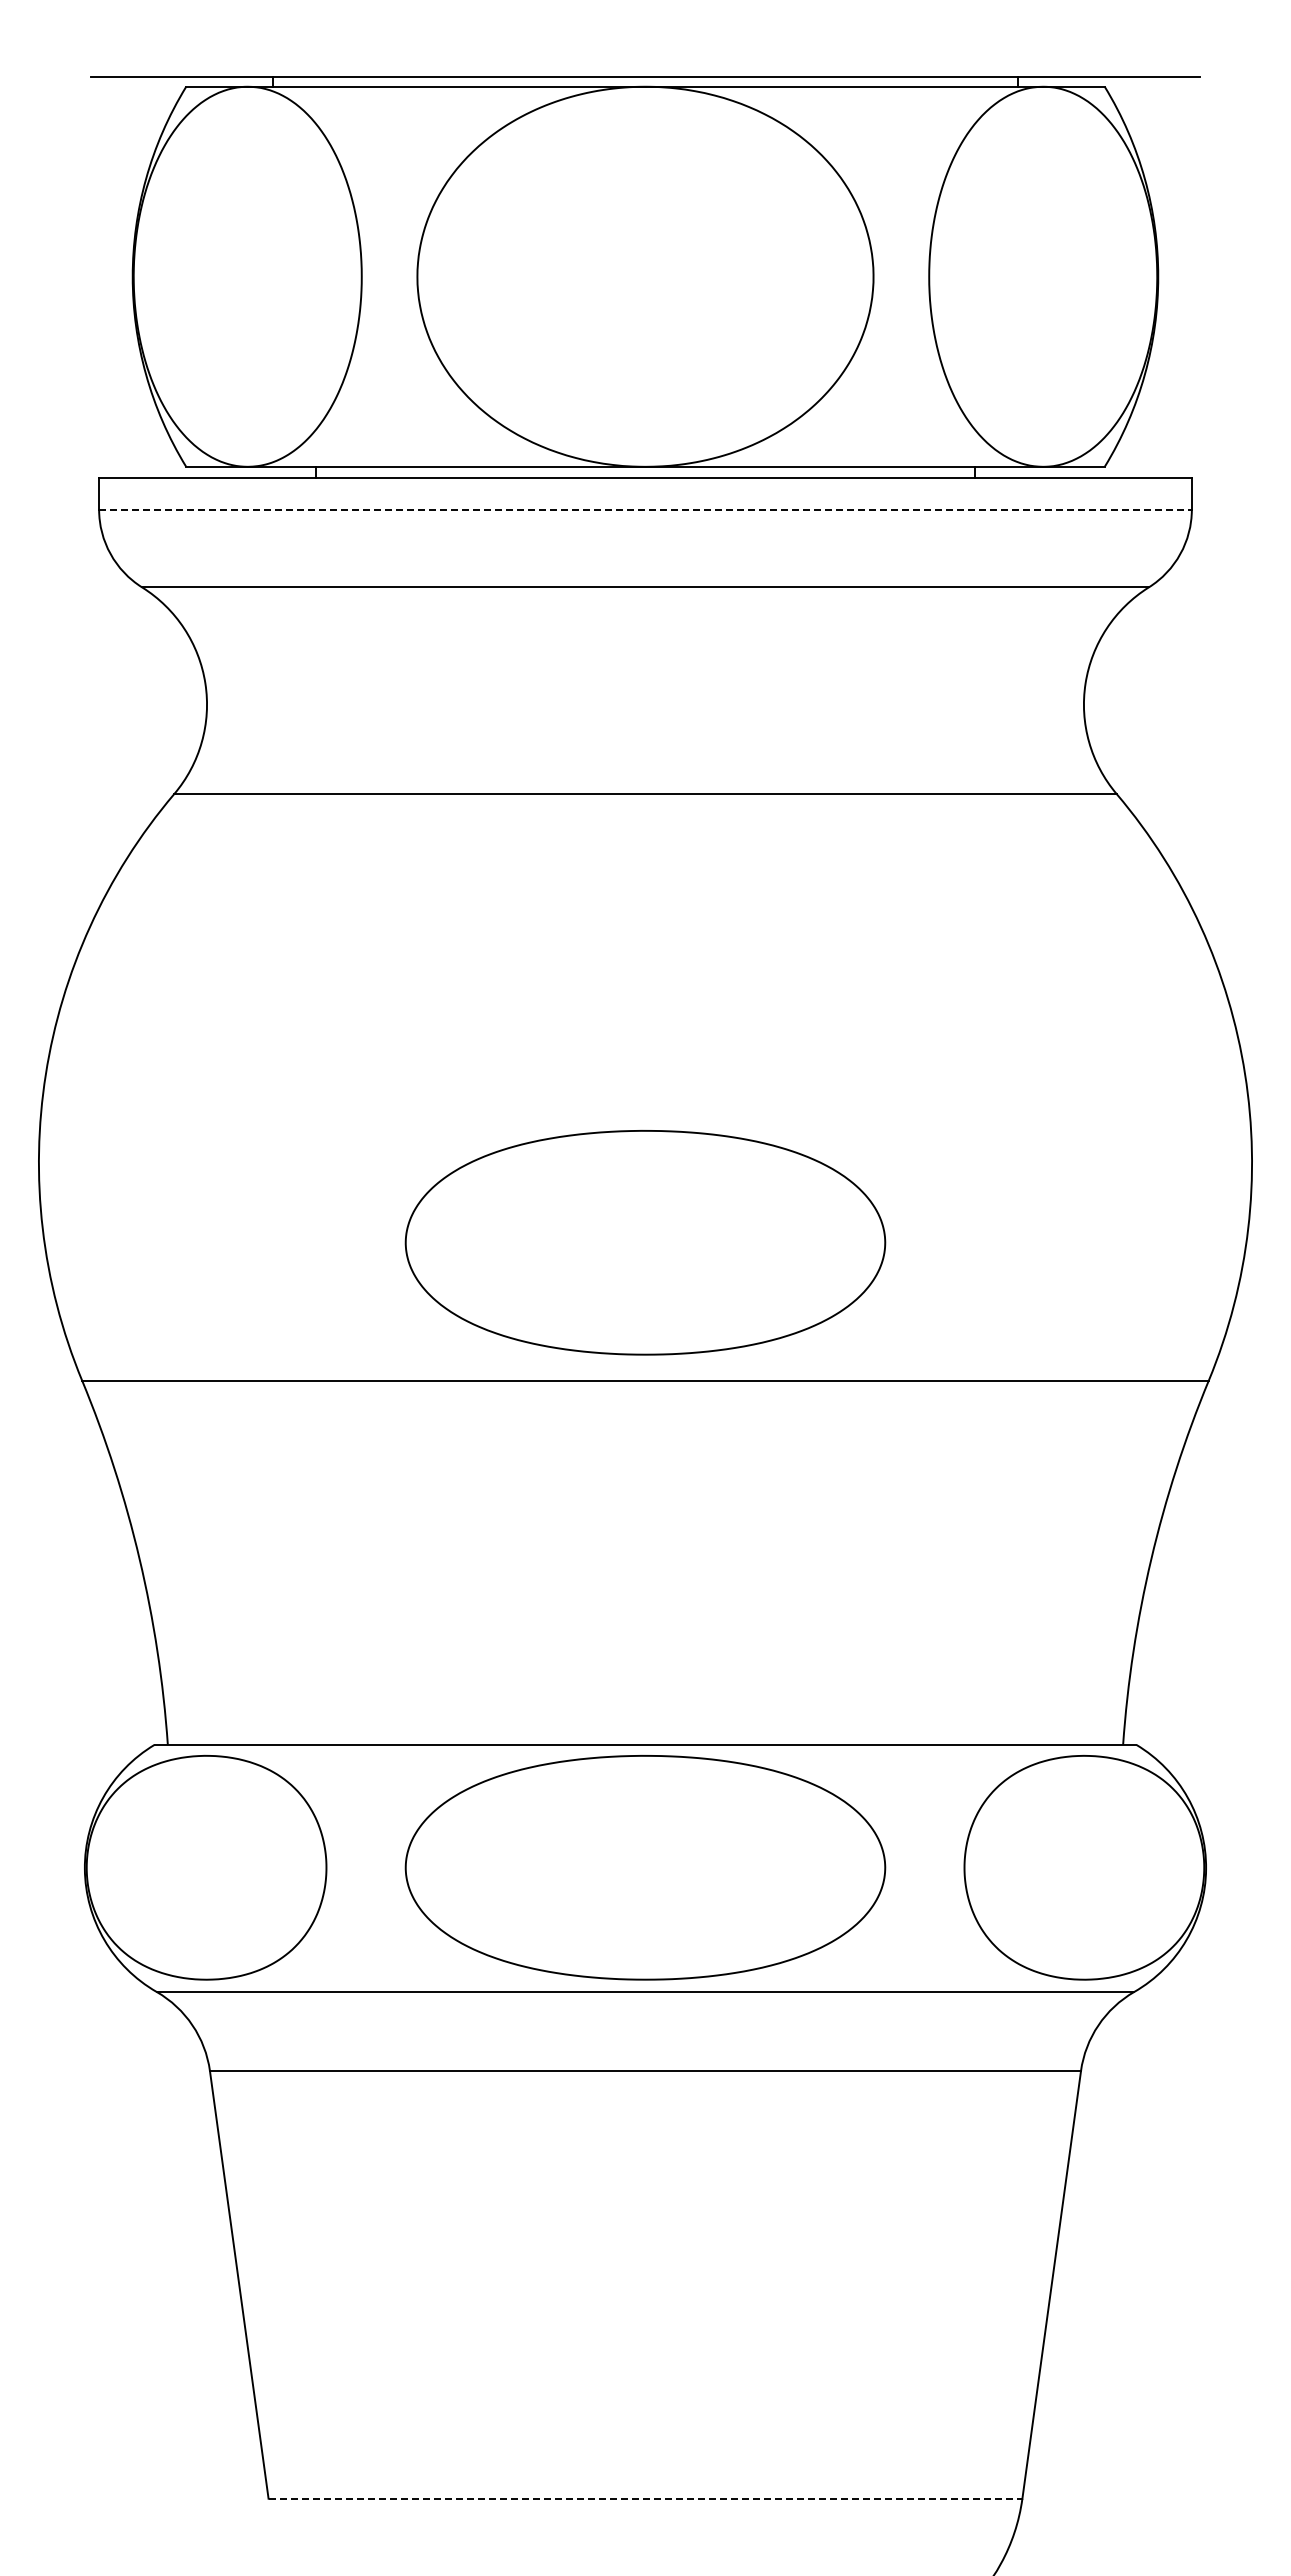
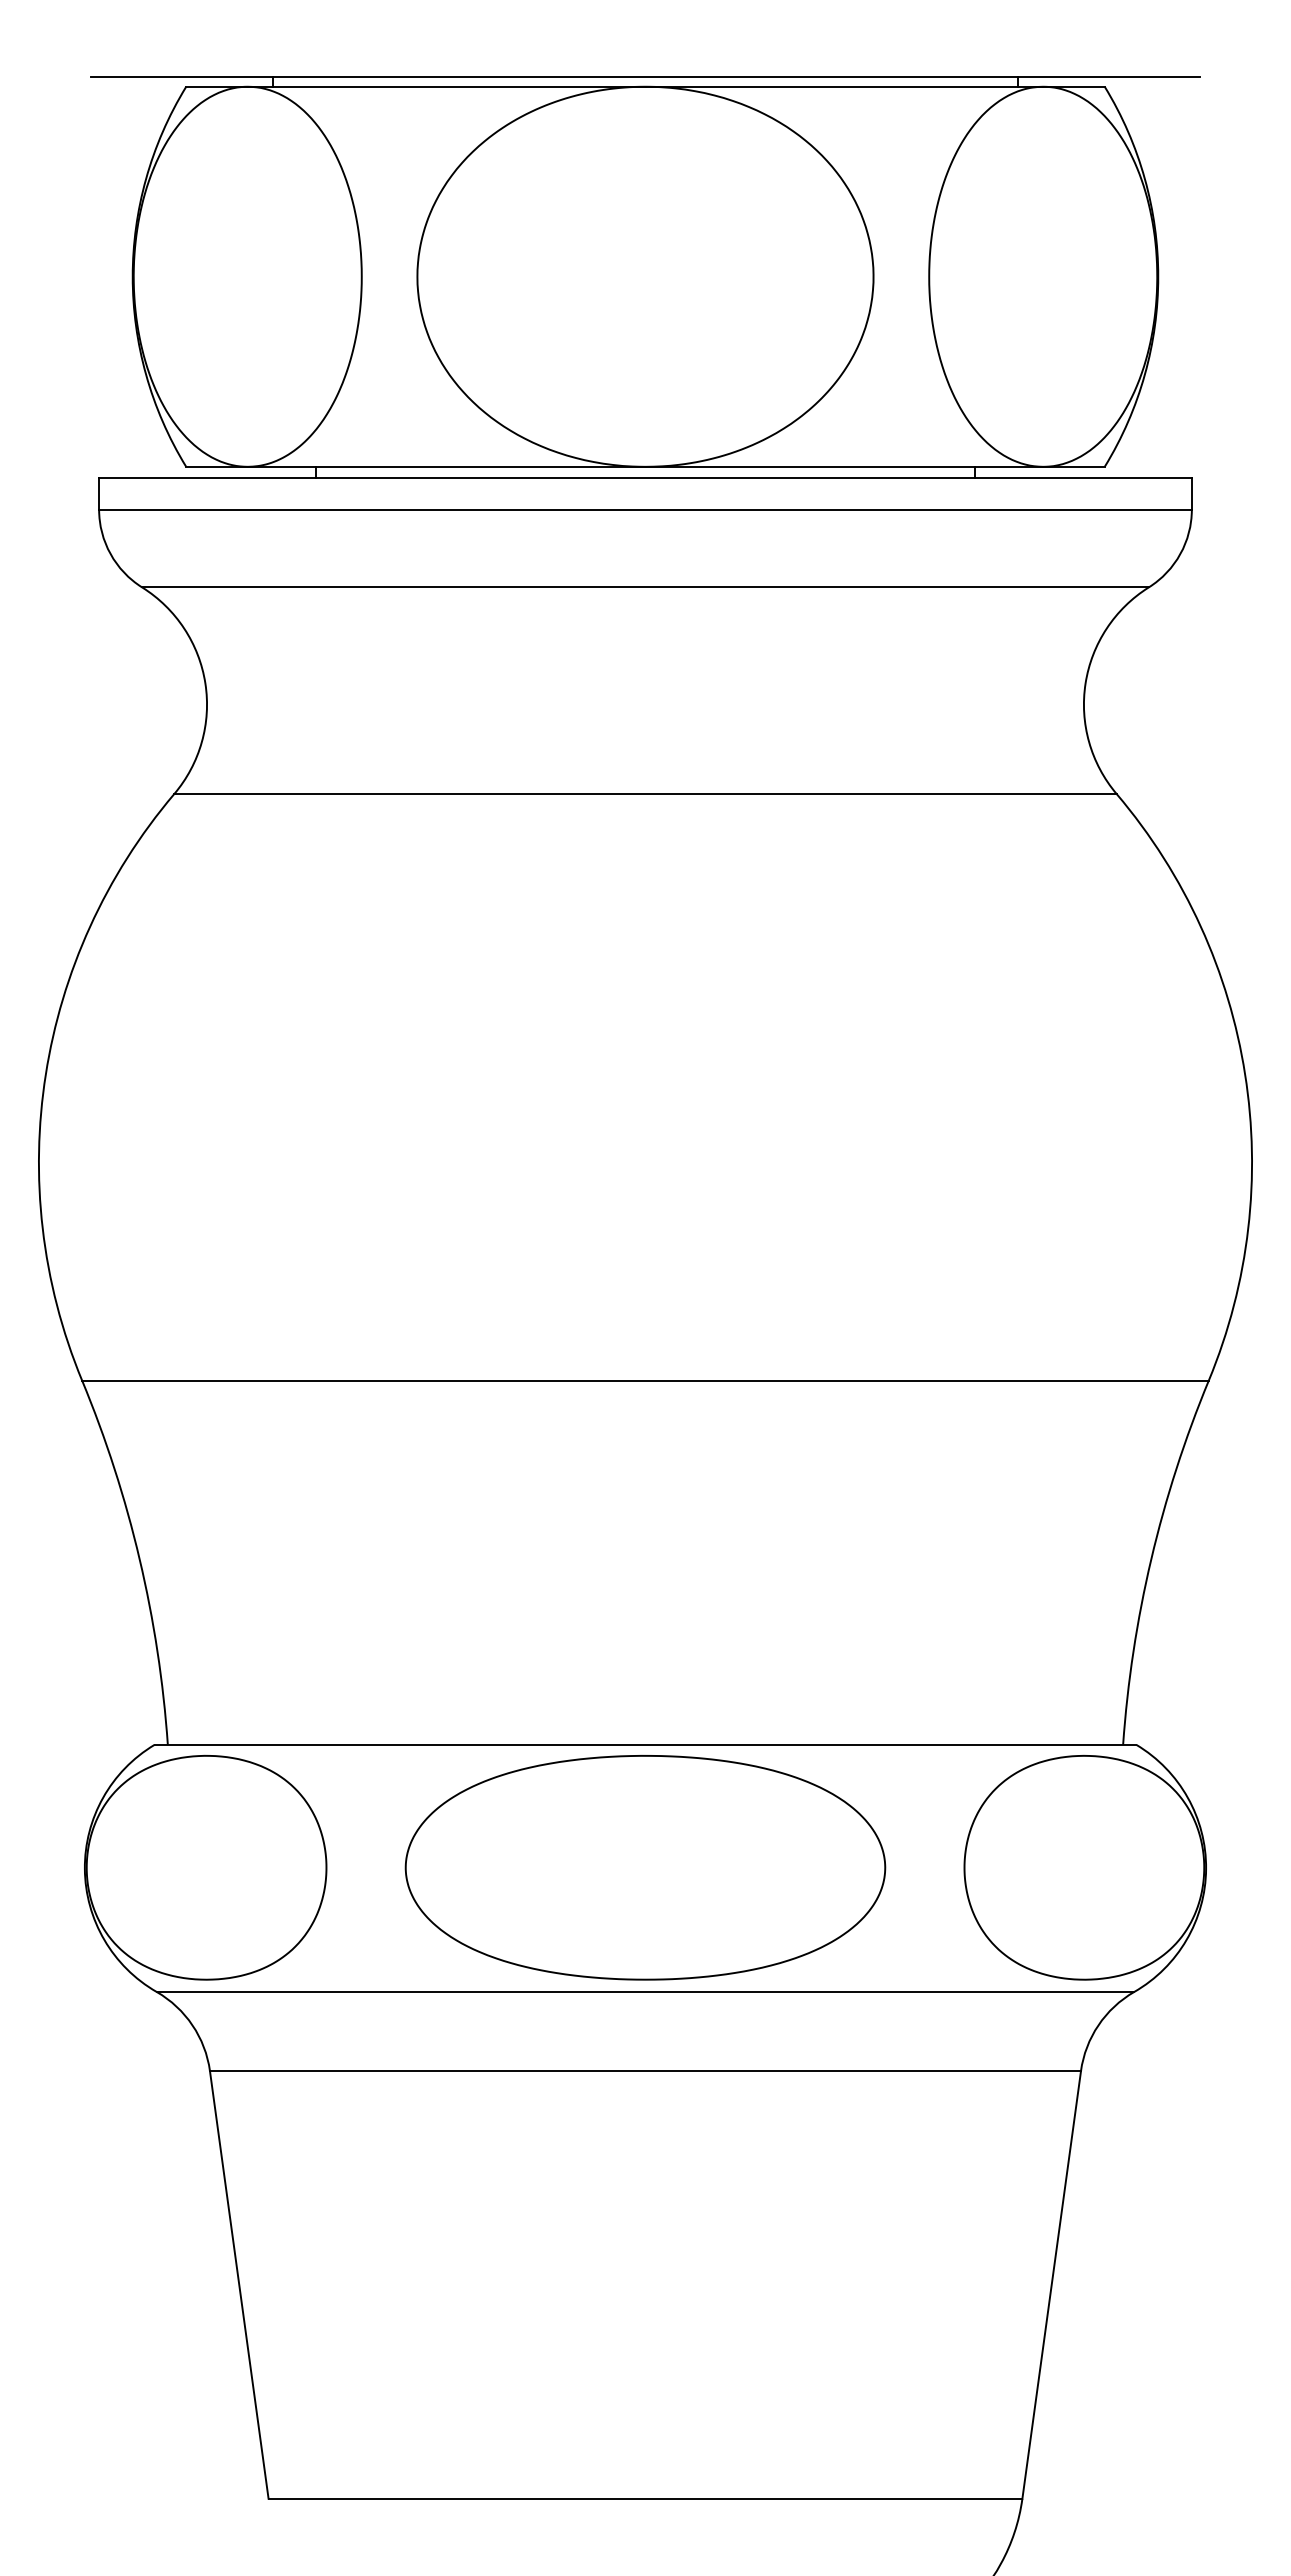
line: dashed -> solid (645, 509)
part: present -> none (645, 1242)
line: dashed -> solid (645, 2498)
